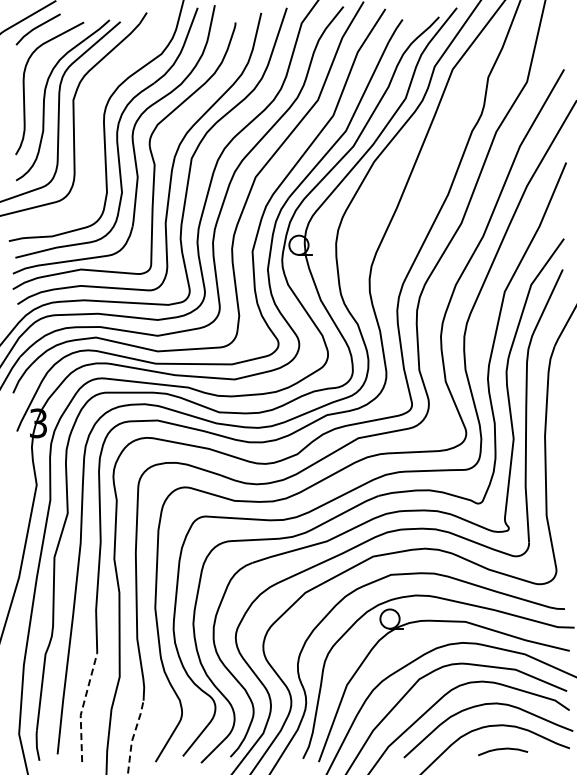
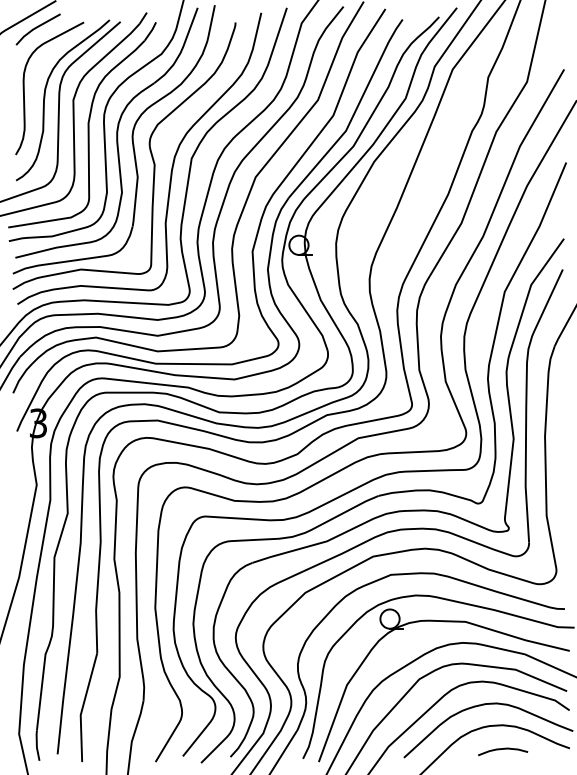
part: none -> present (82, 125)
line: dashed -> solid (83, 706)
line: dashed -> solid (133, 736)
